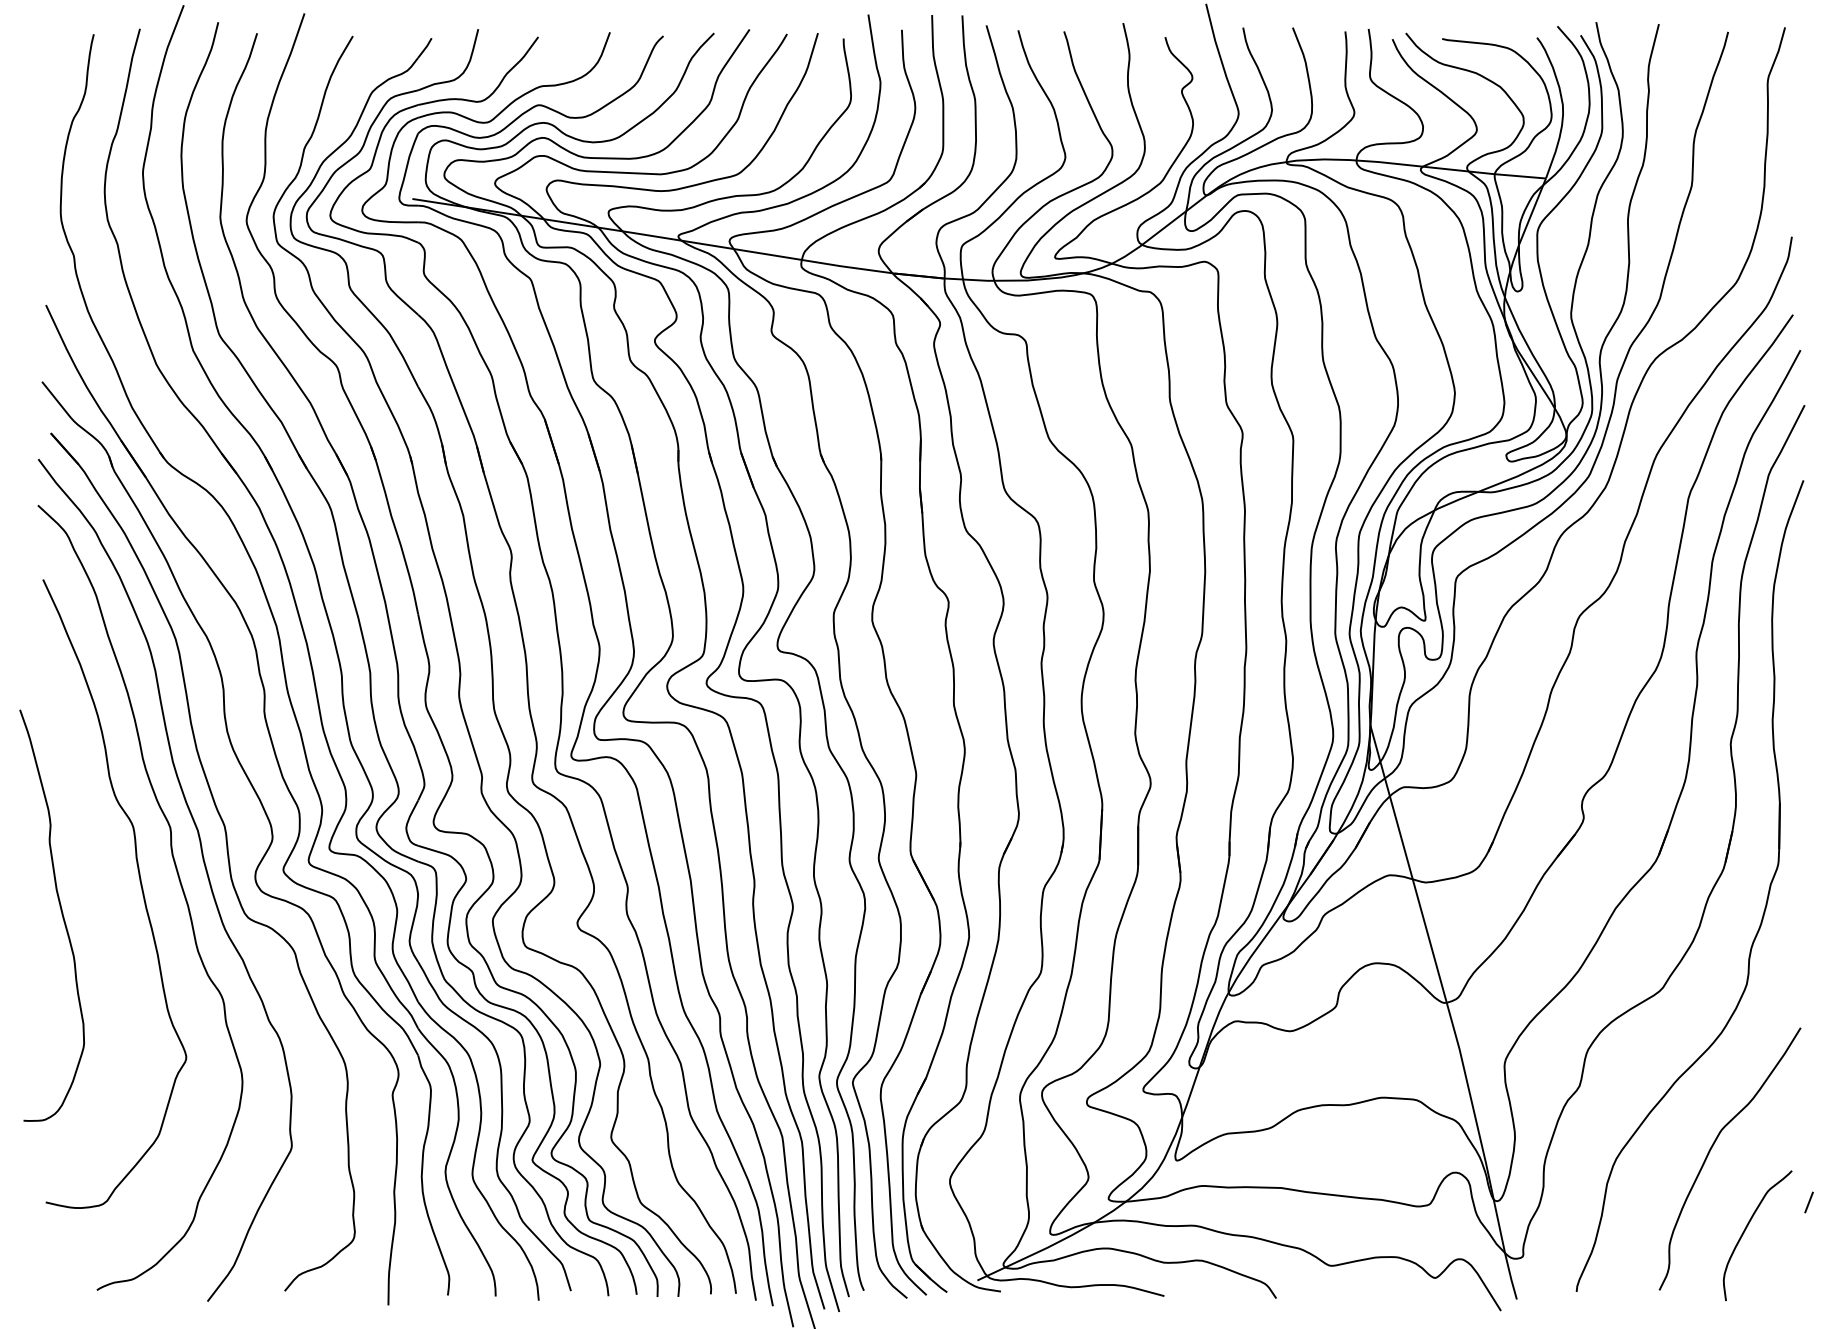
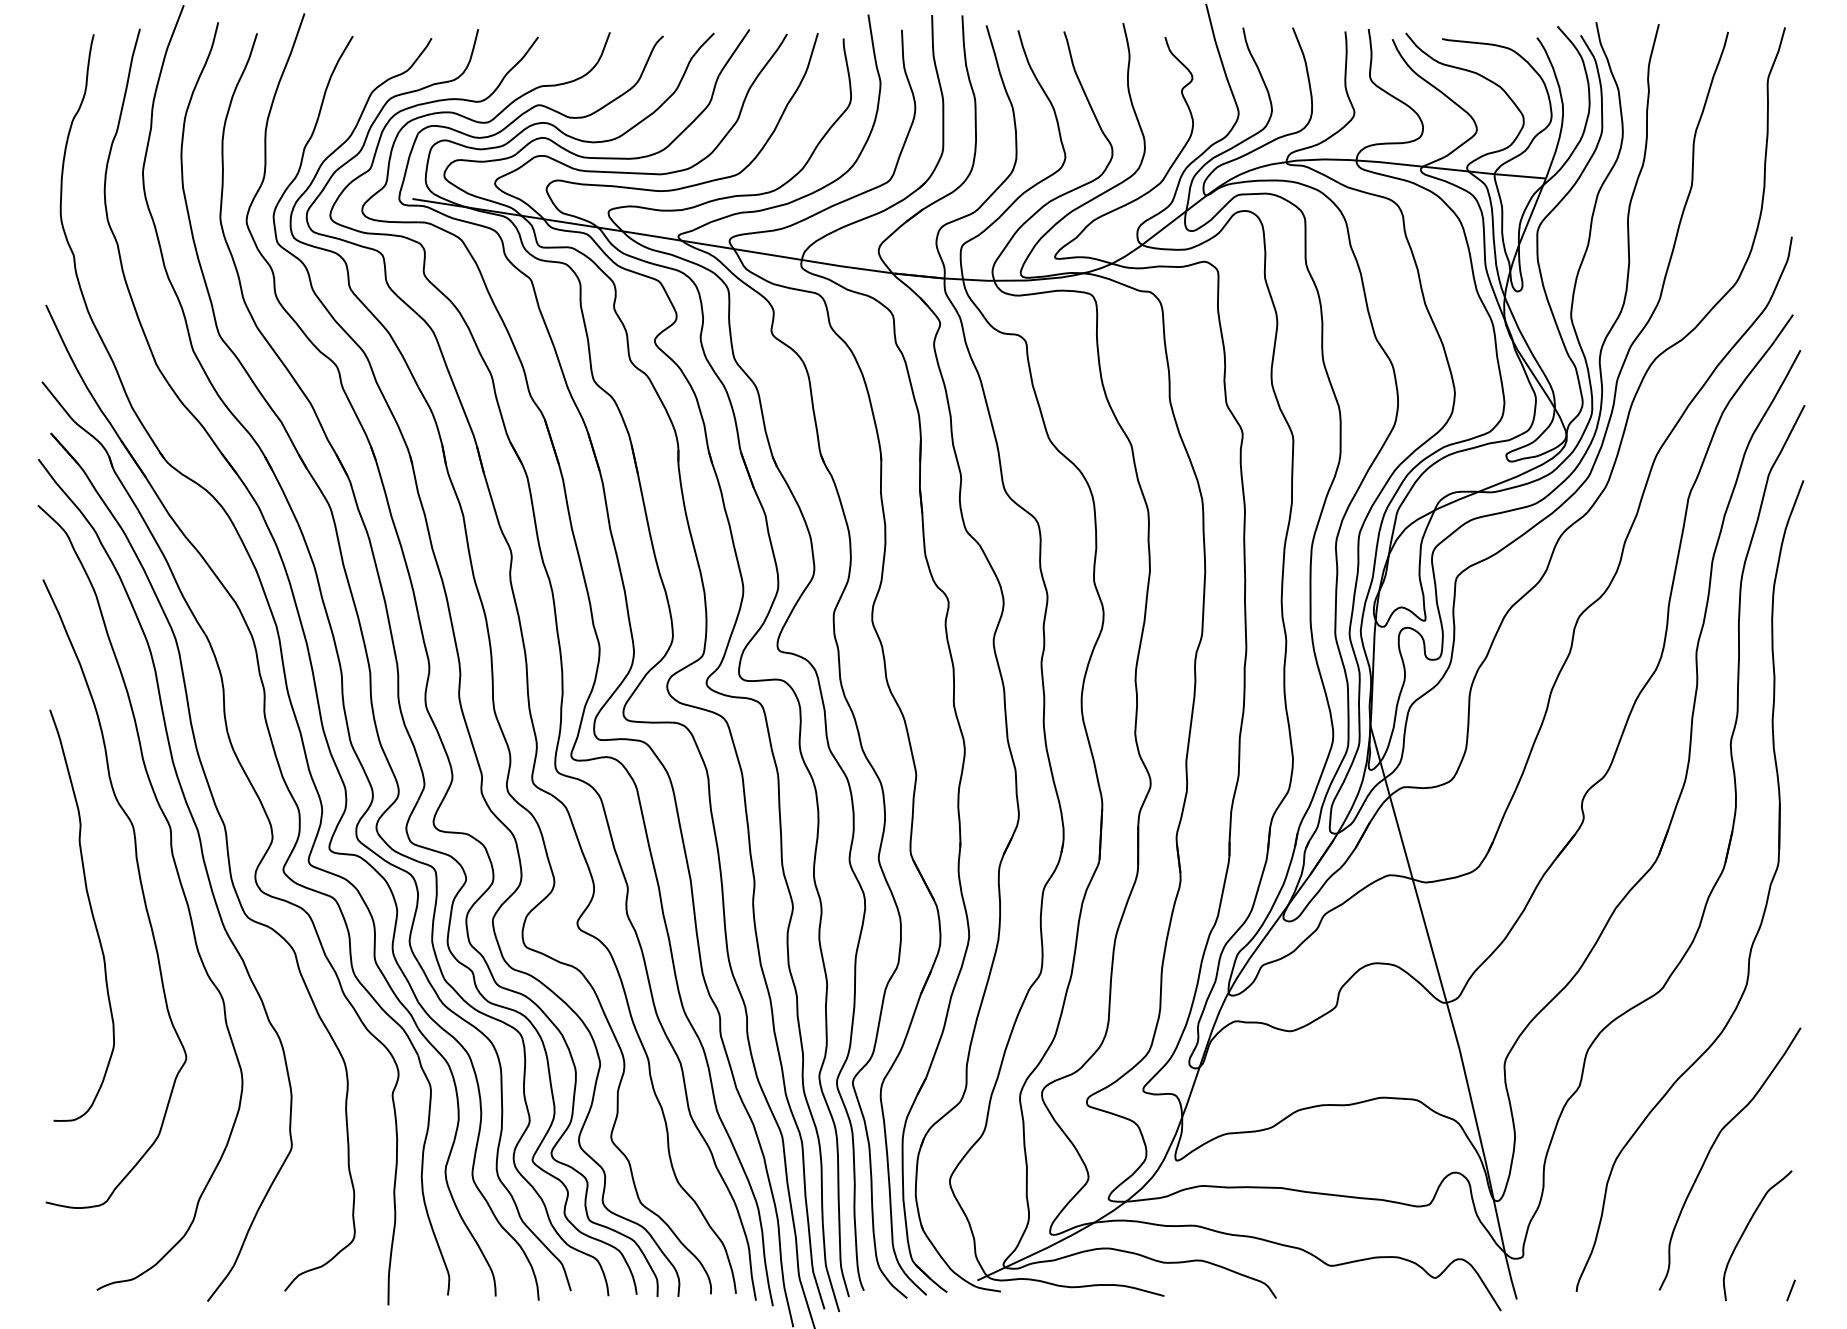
curve position: (61, 914) -> (91, 914) (91, 914)
line position: (1808, 1202) -> (1790, 1290) (1790, 1290)
